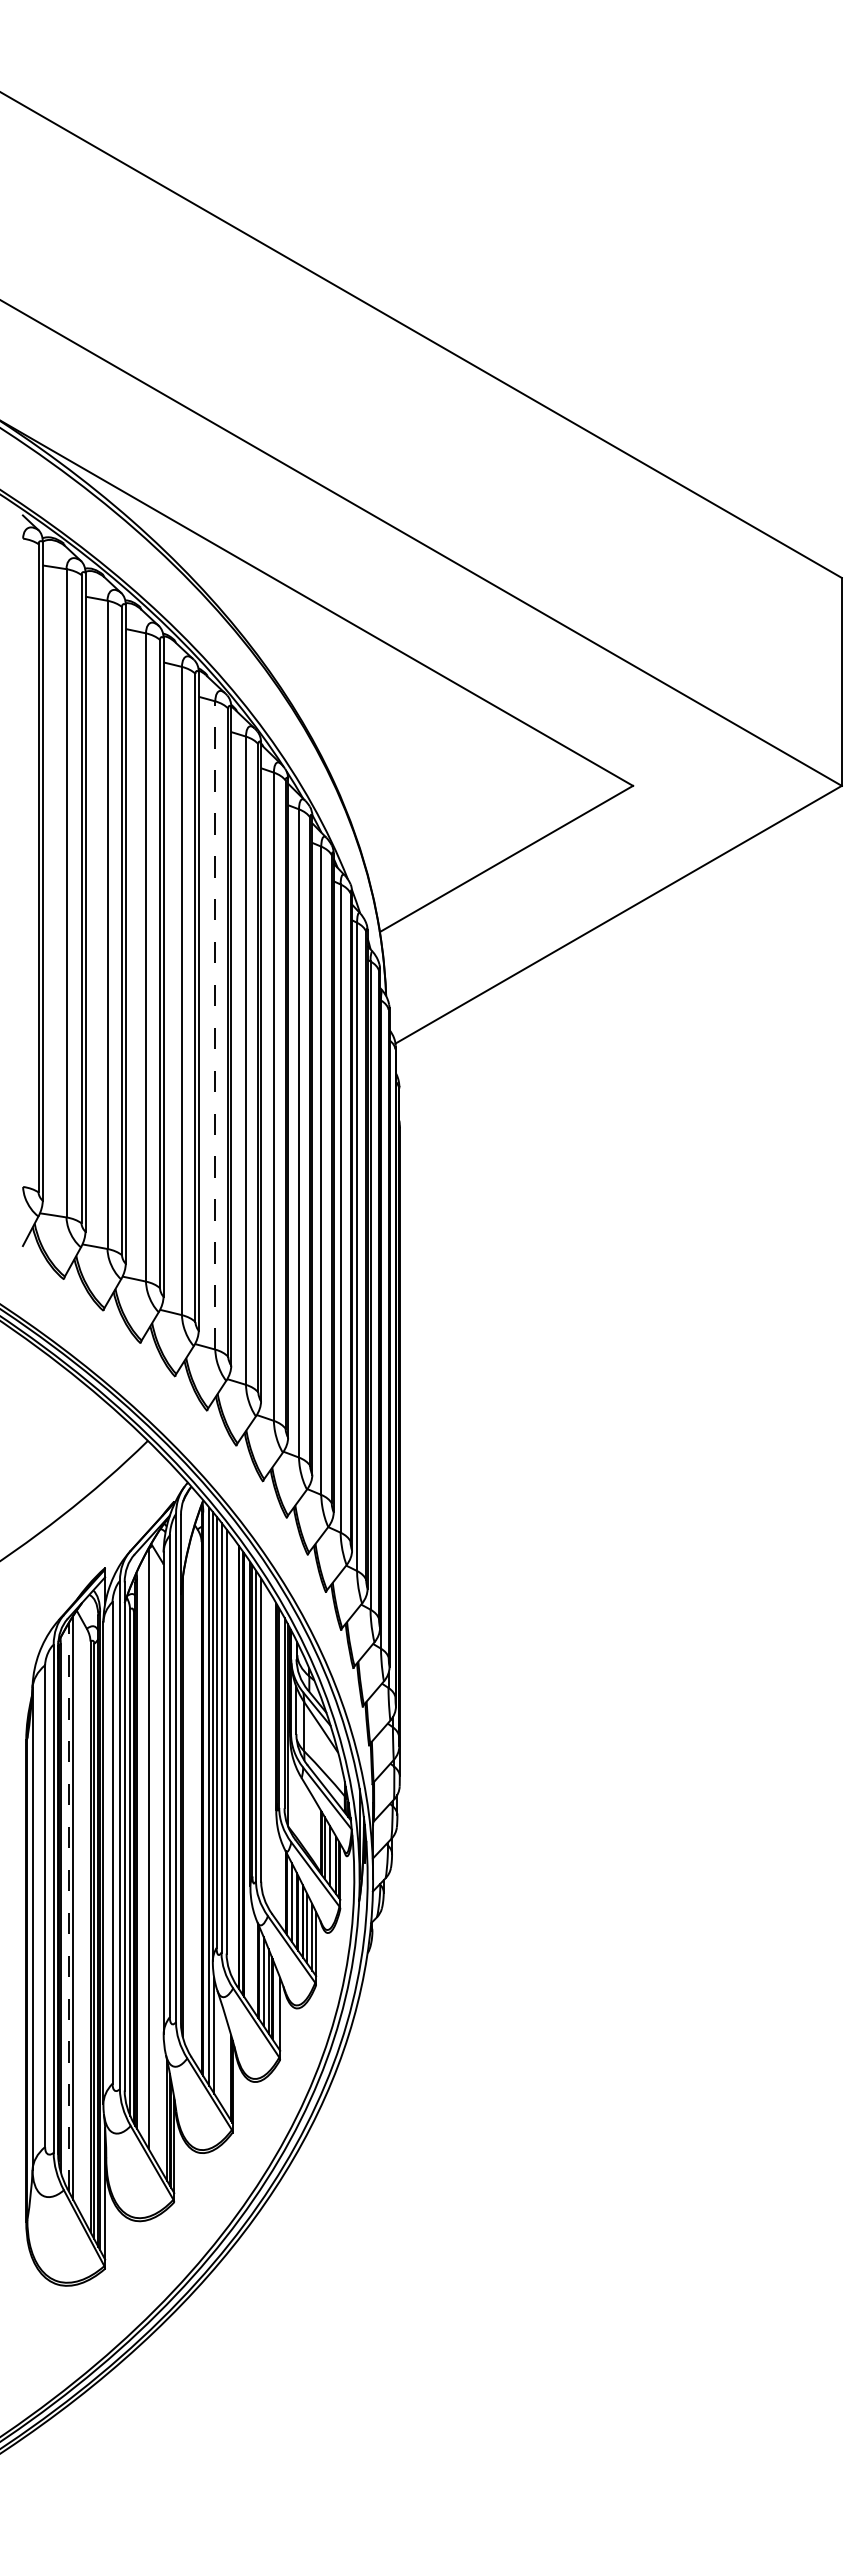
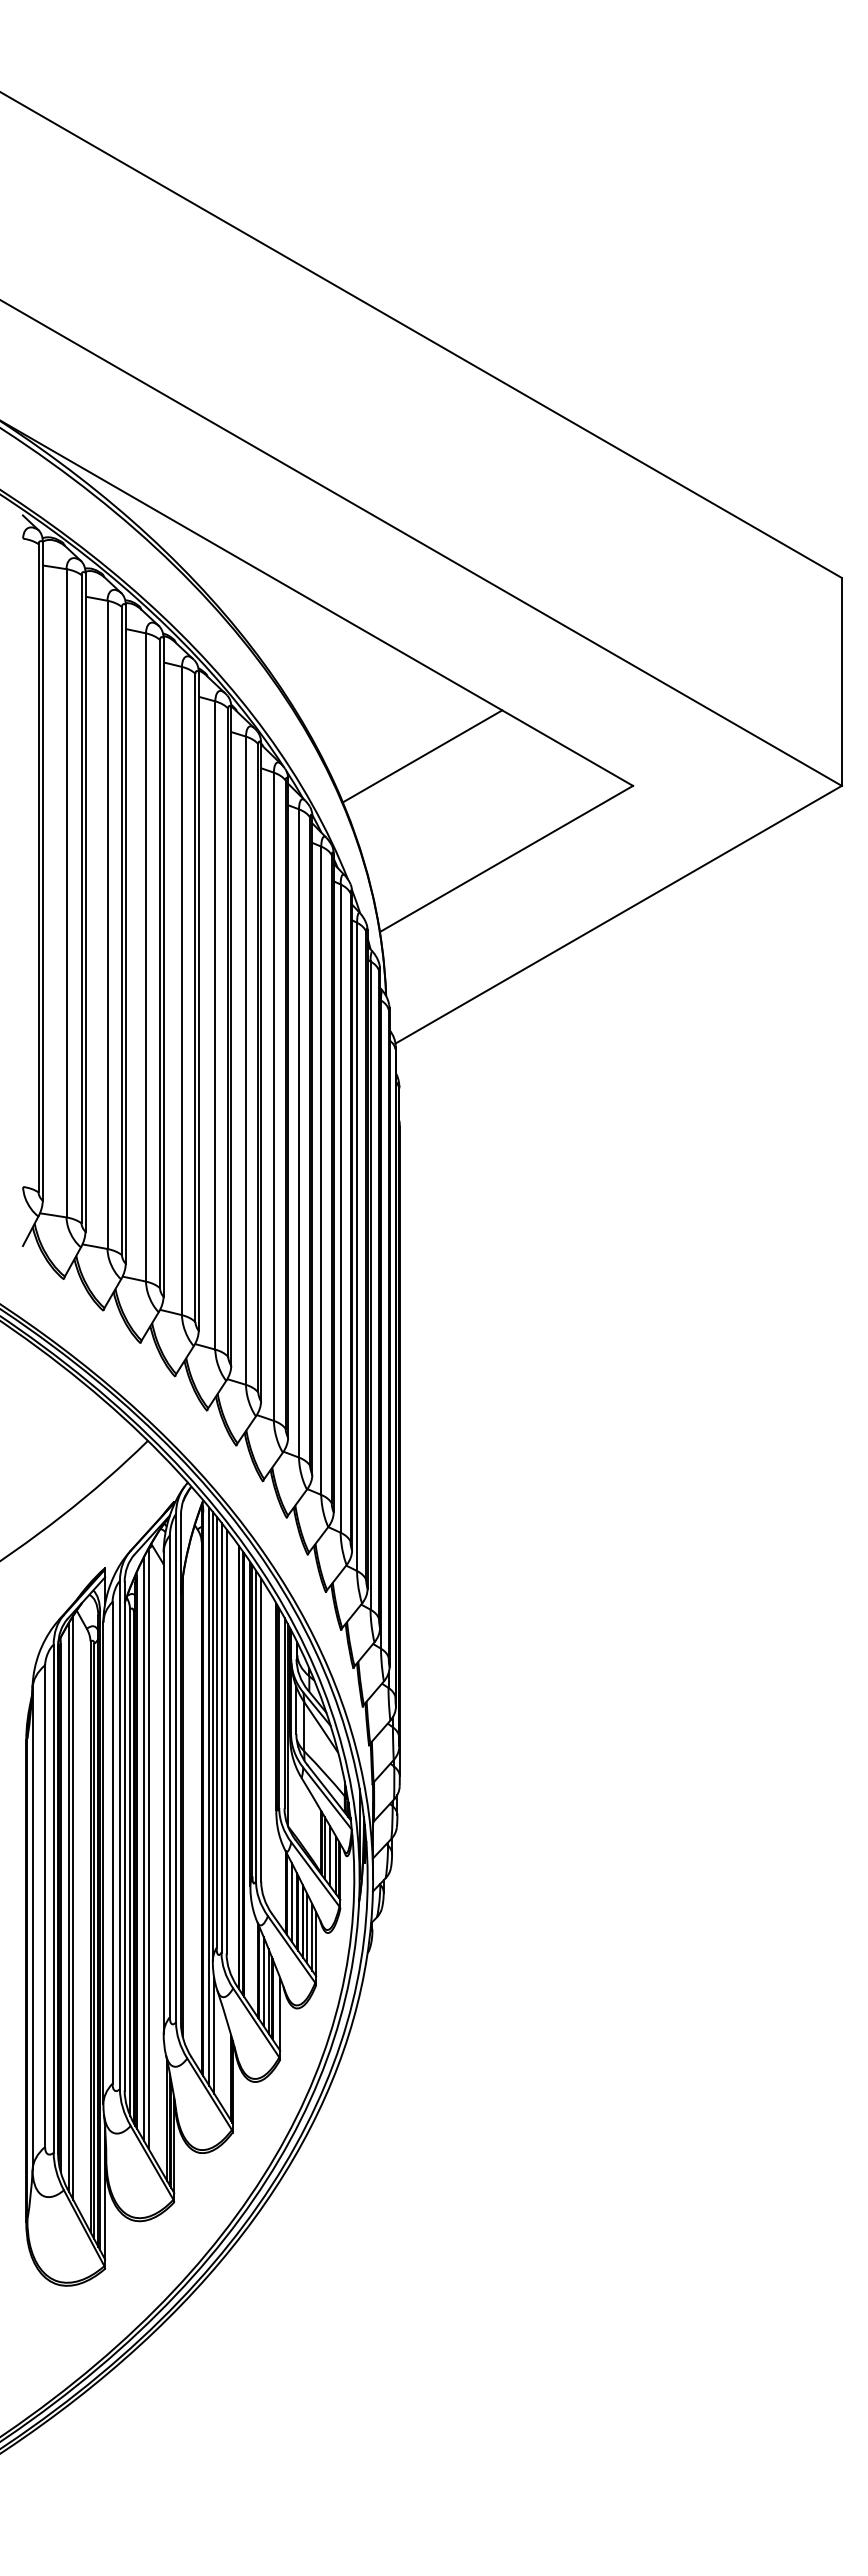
line: none -> present (422, 756)
line: dashed -> solid (215, 1024)
line: none -> present (144, 1848)
line: dashed -> solid (68, 1906)
